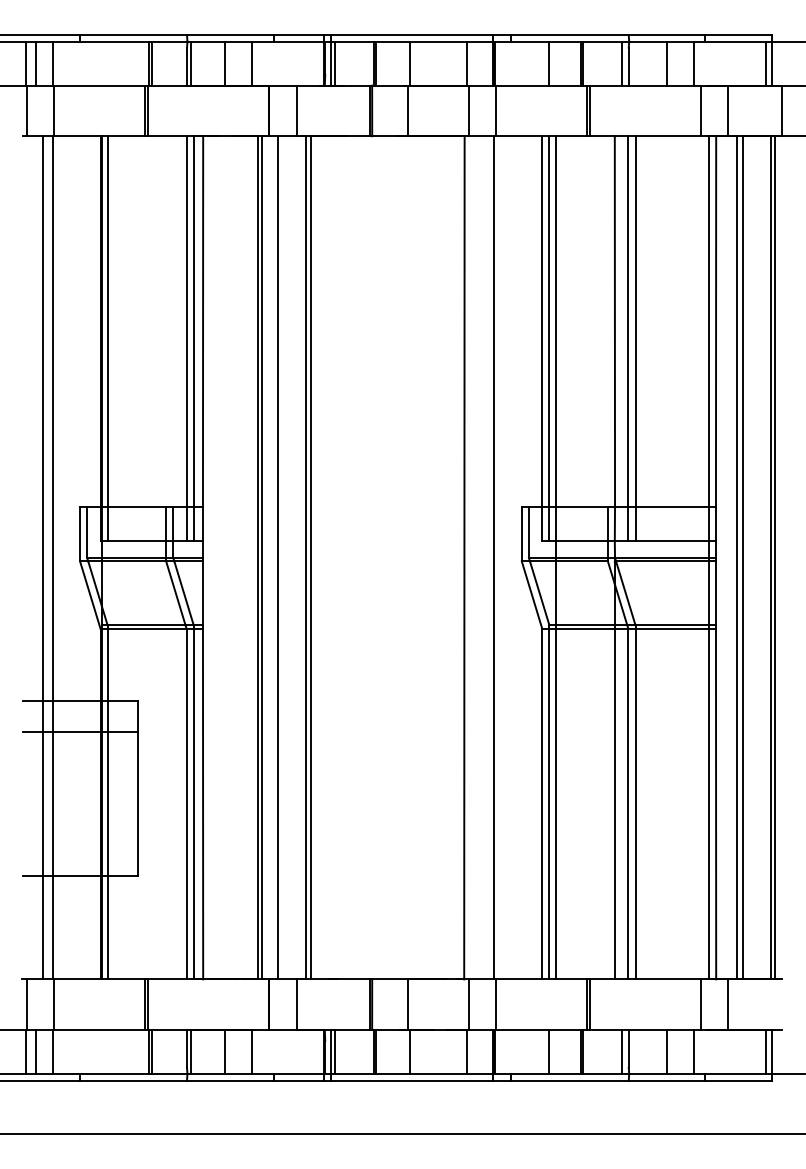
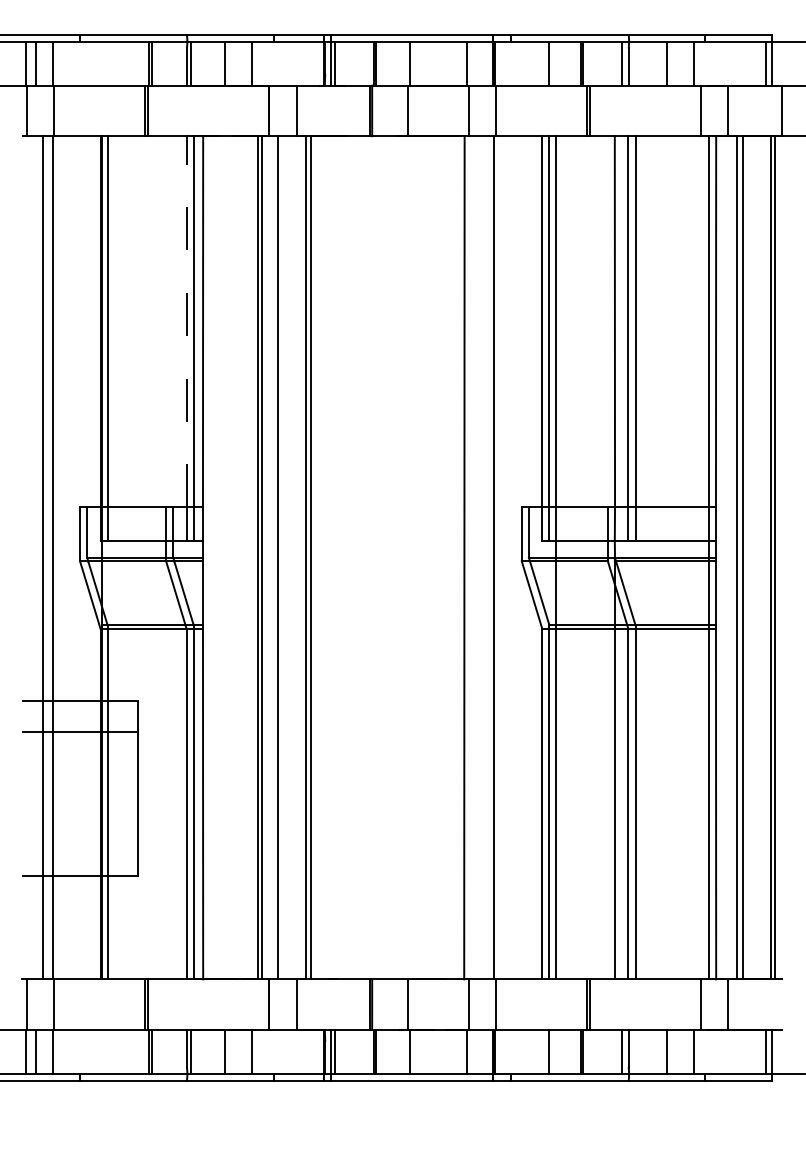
line: solid -> dashed (186, 321)
line: present -> none (402, 1133)
